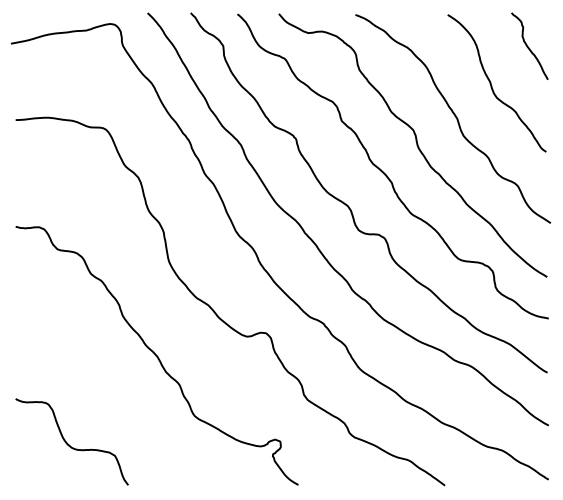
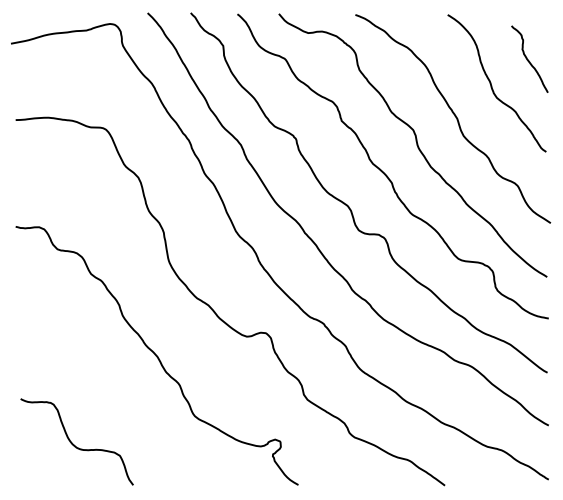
curve position: (528, 46) -> (528, 59) (528, 59)
curve position: (68, 443) -> (73, 443) (73, 443)
